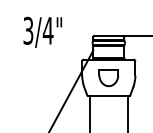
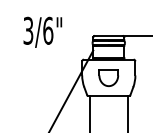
text: 3/4" -> 3/6" (47, 30)
